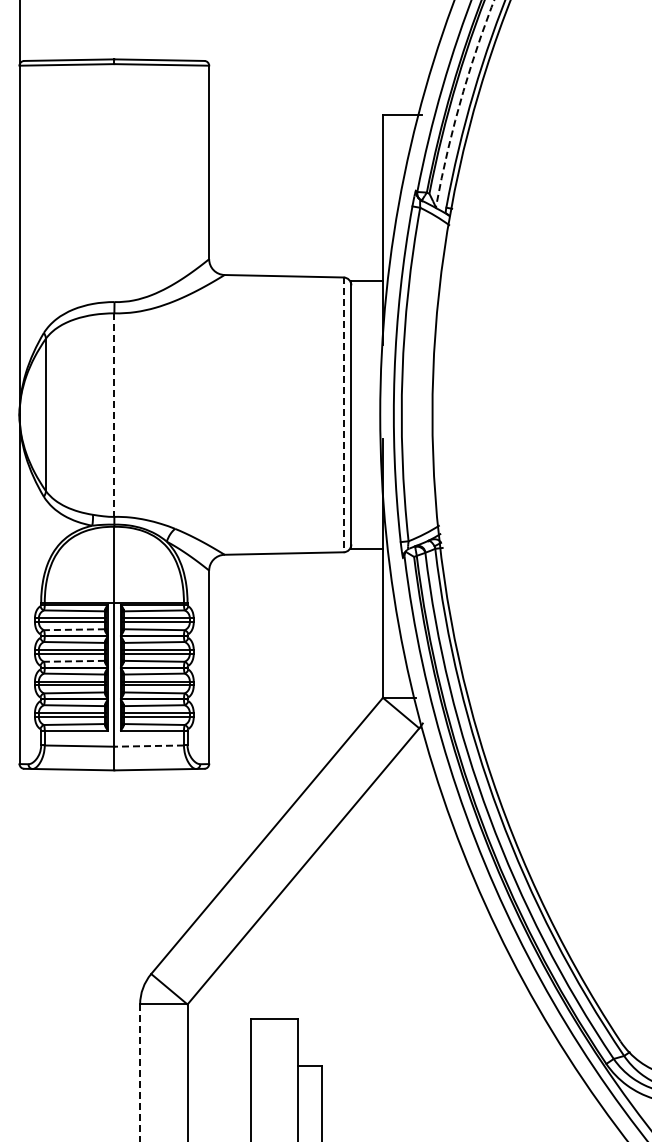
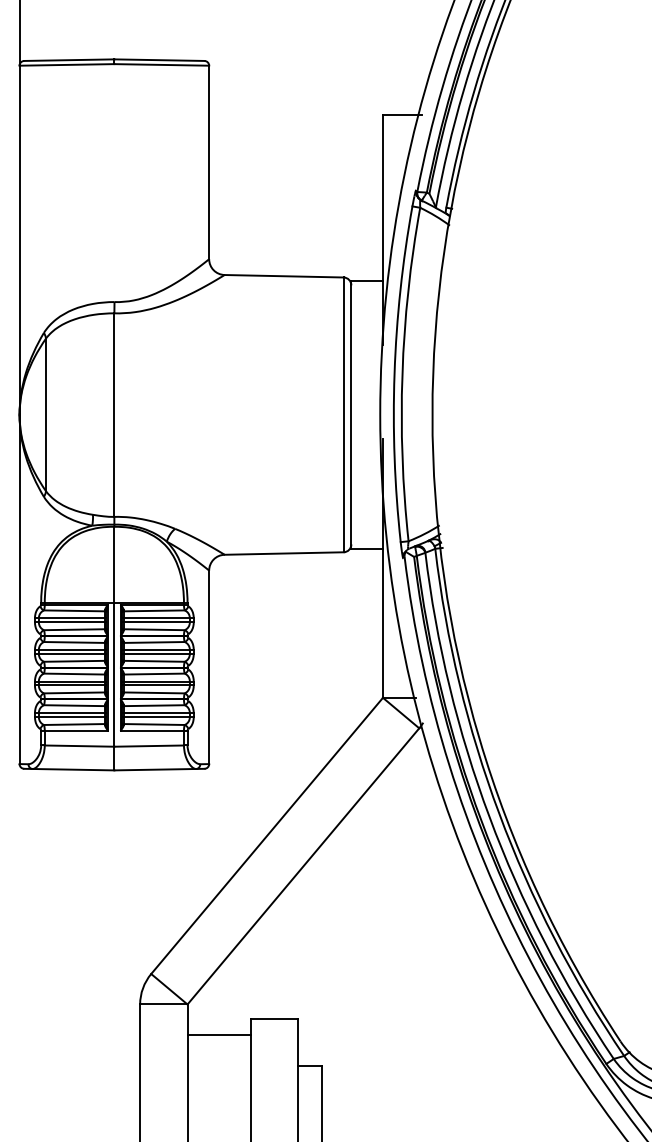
arc: dashed -> solid (460, 102)
line: dashed -> solid (114, 415)
line: dashed -> solid (343, 415)
line: dashed -> solid (73, 629)
line: dashed -> solid (73, 661)
line: dashed -> solid (149, 746)
line: none -> present (218, 1034)
line: dashed -> solid (140, 1072)
